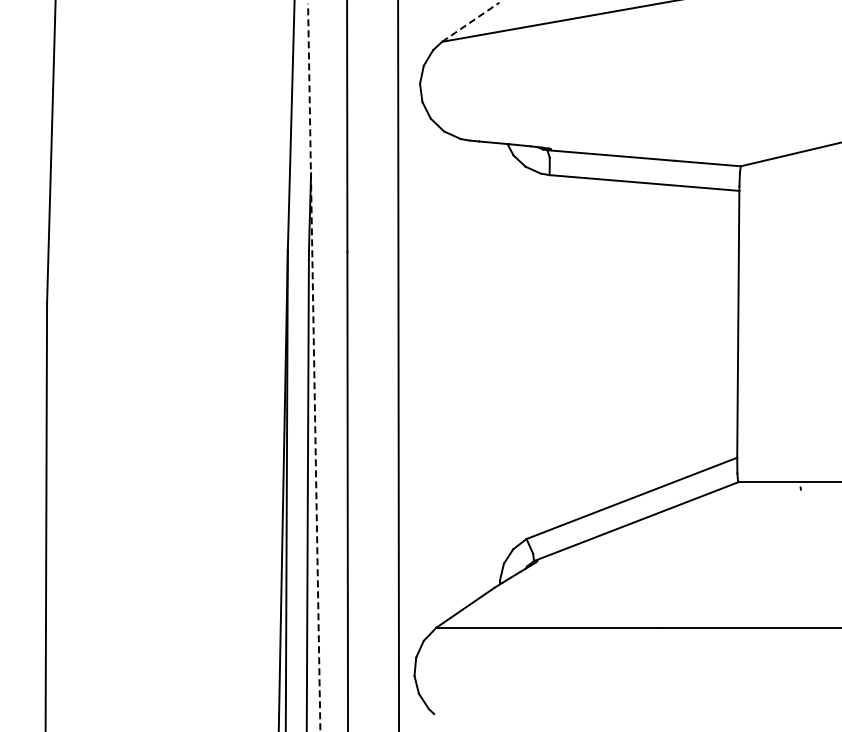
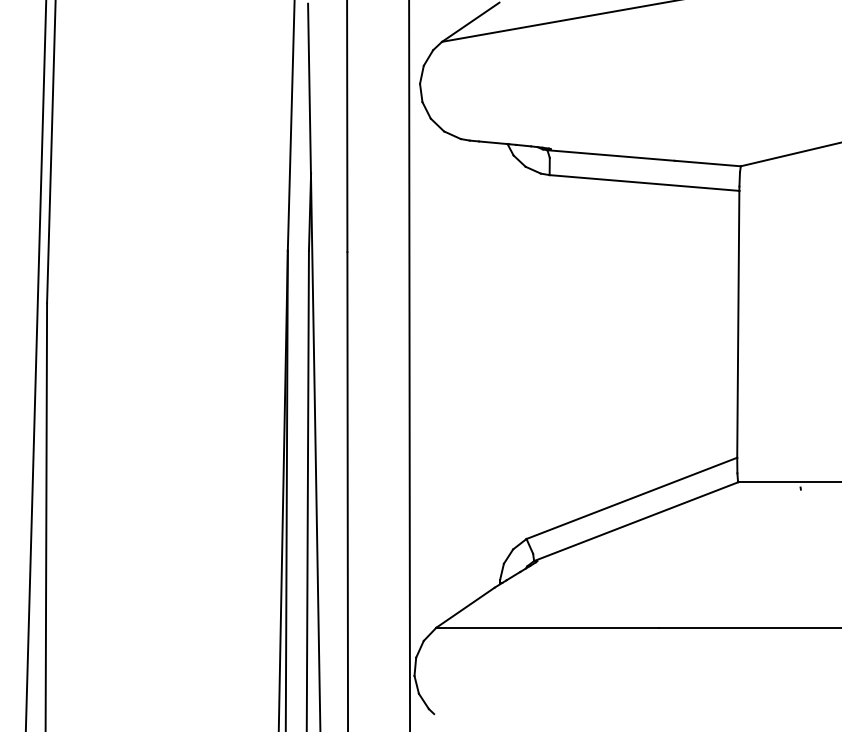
line: dashed -> solid (470, 22)
line: none -> present (35, 365)
line position: (398, 365) -> (409, 365) (409, 365)
line: dashed -> solid (314, 367)
